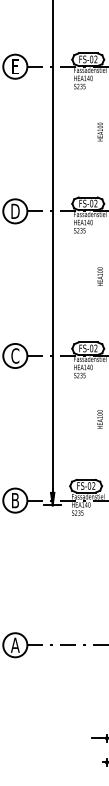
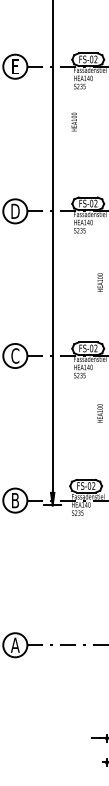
text position: (99, 131) -> (73, 121) (73, 121)
text position: (99, 276) -> (99, 282) (99, 282)
text position: (99, 419) -> (99, 413) (99, 413)
